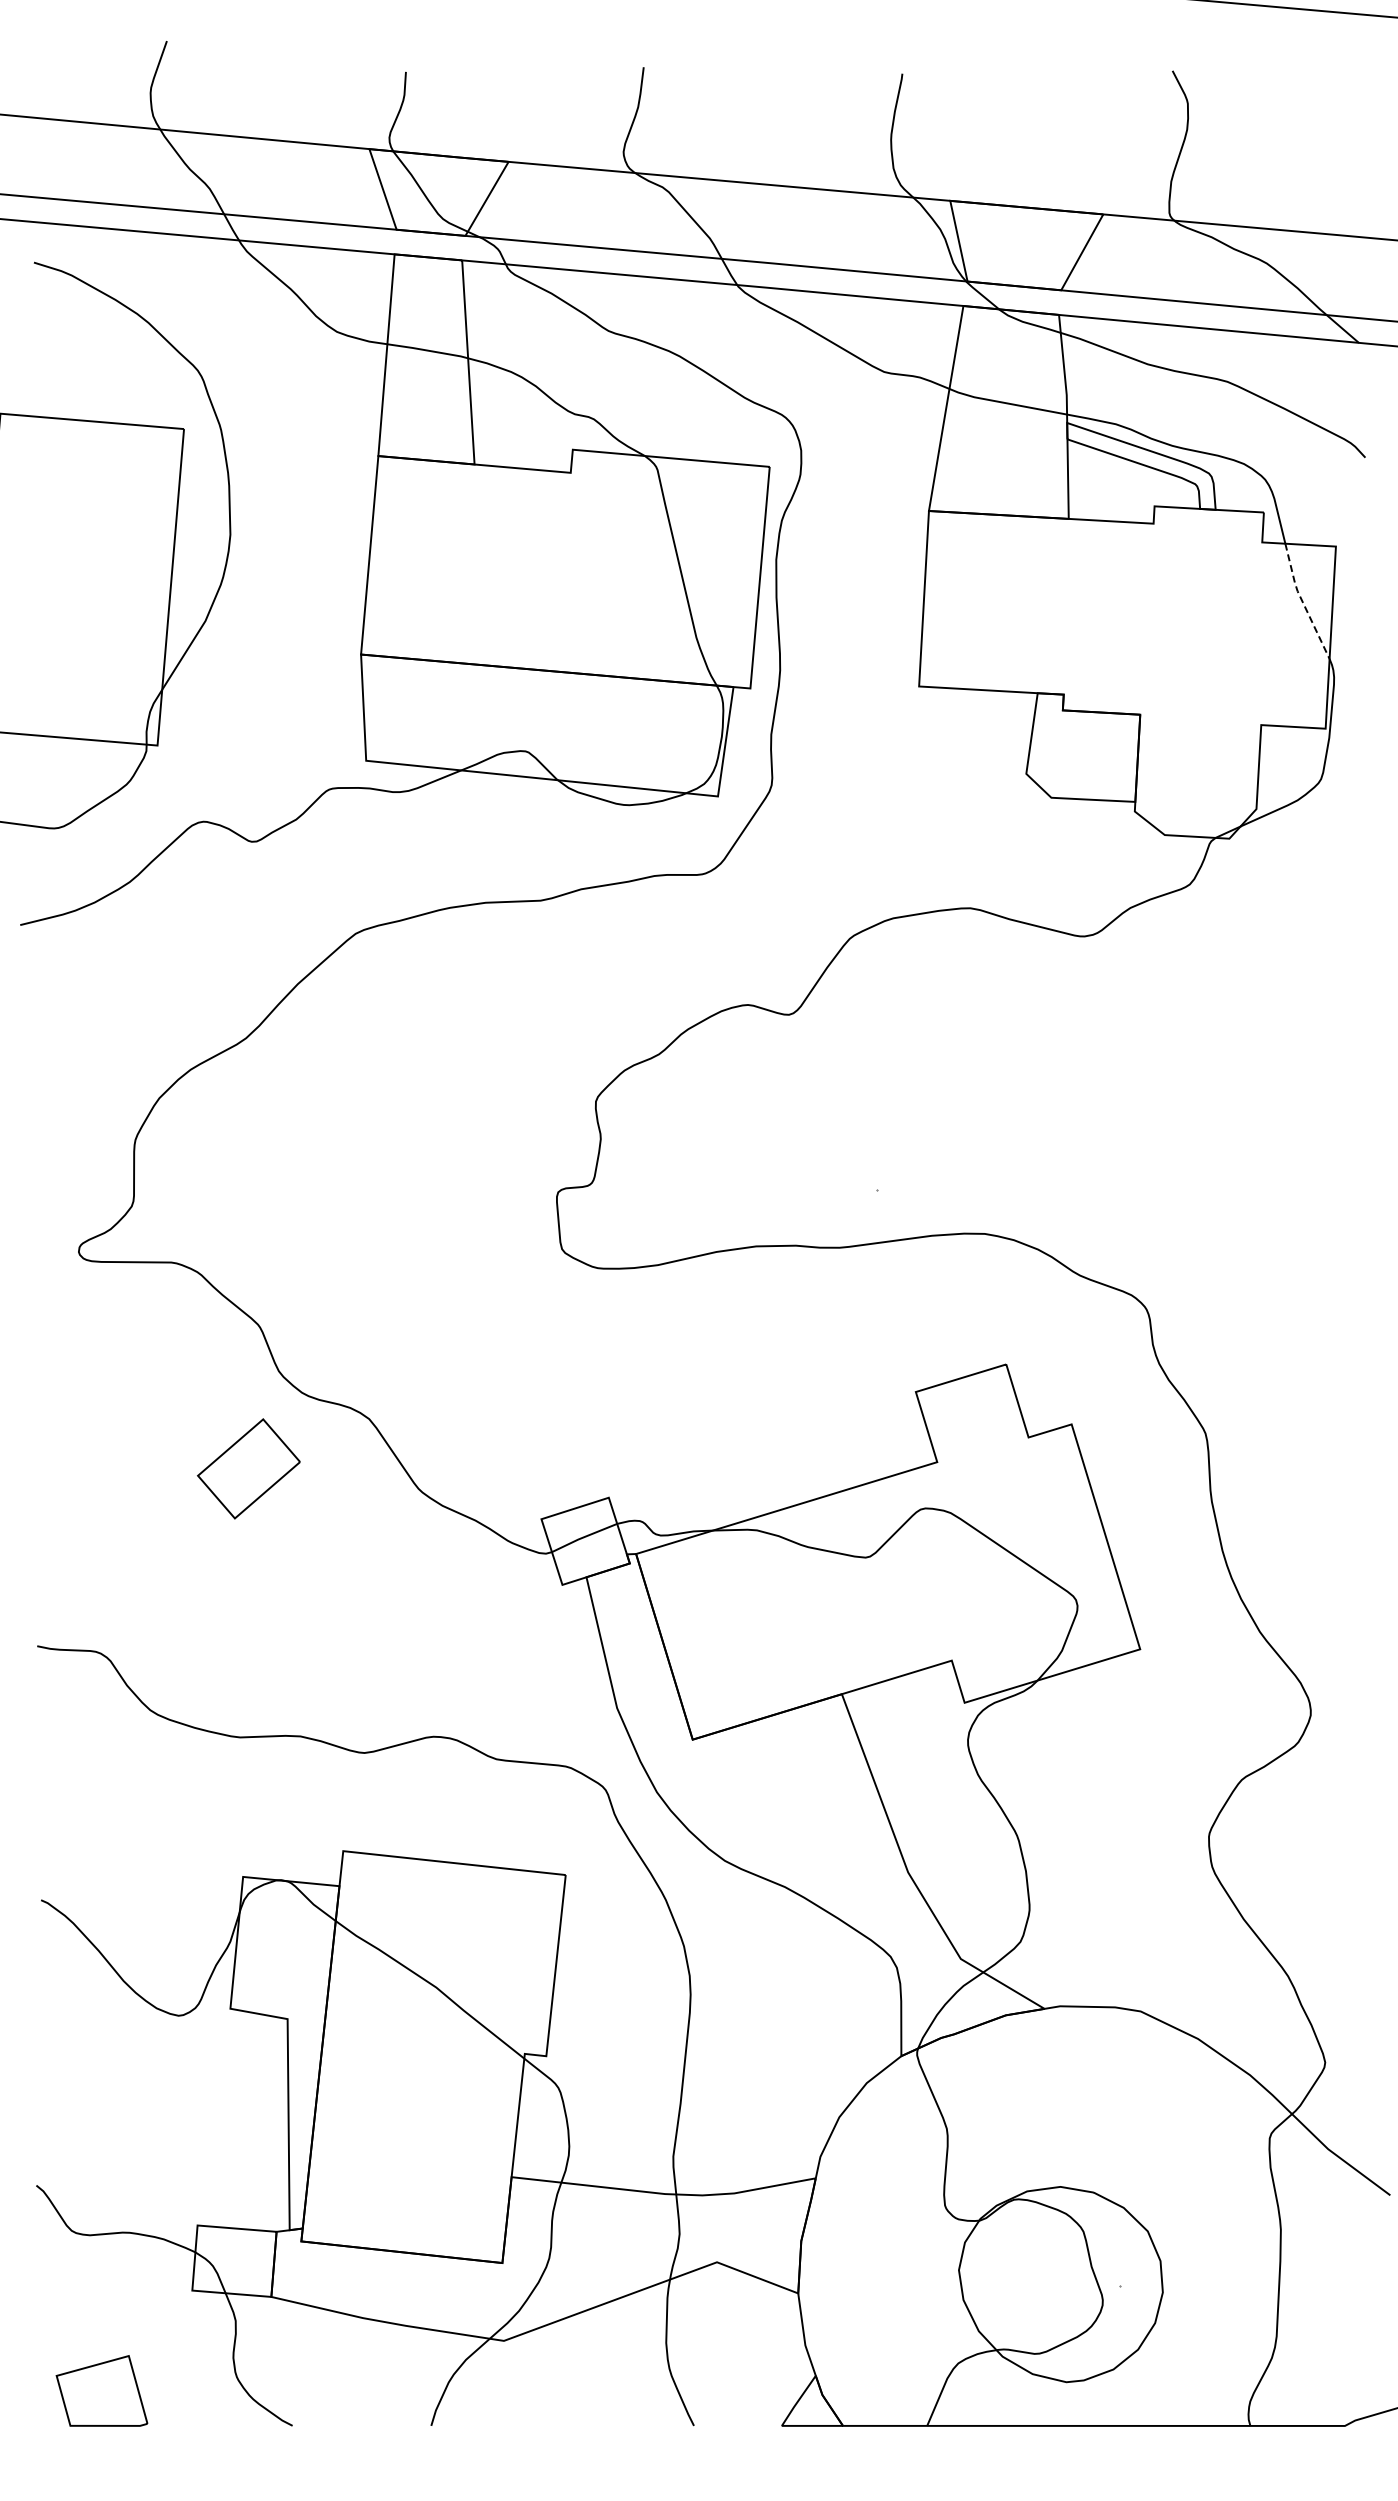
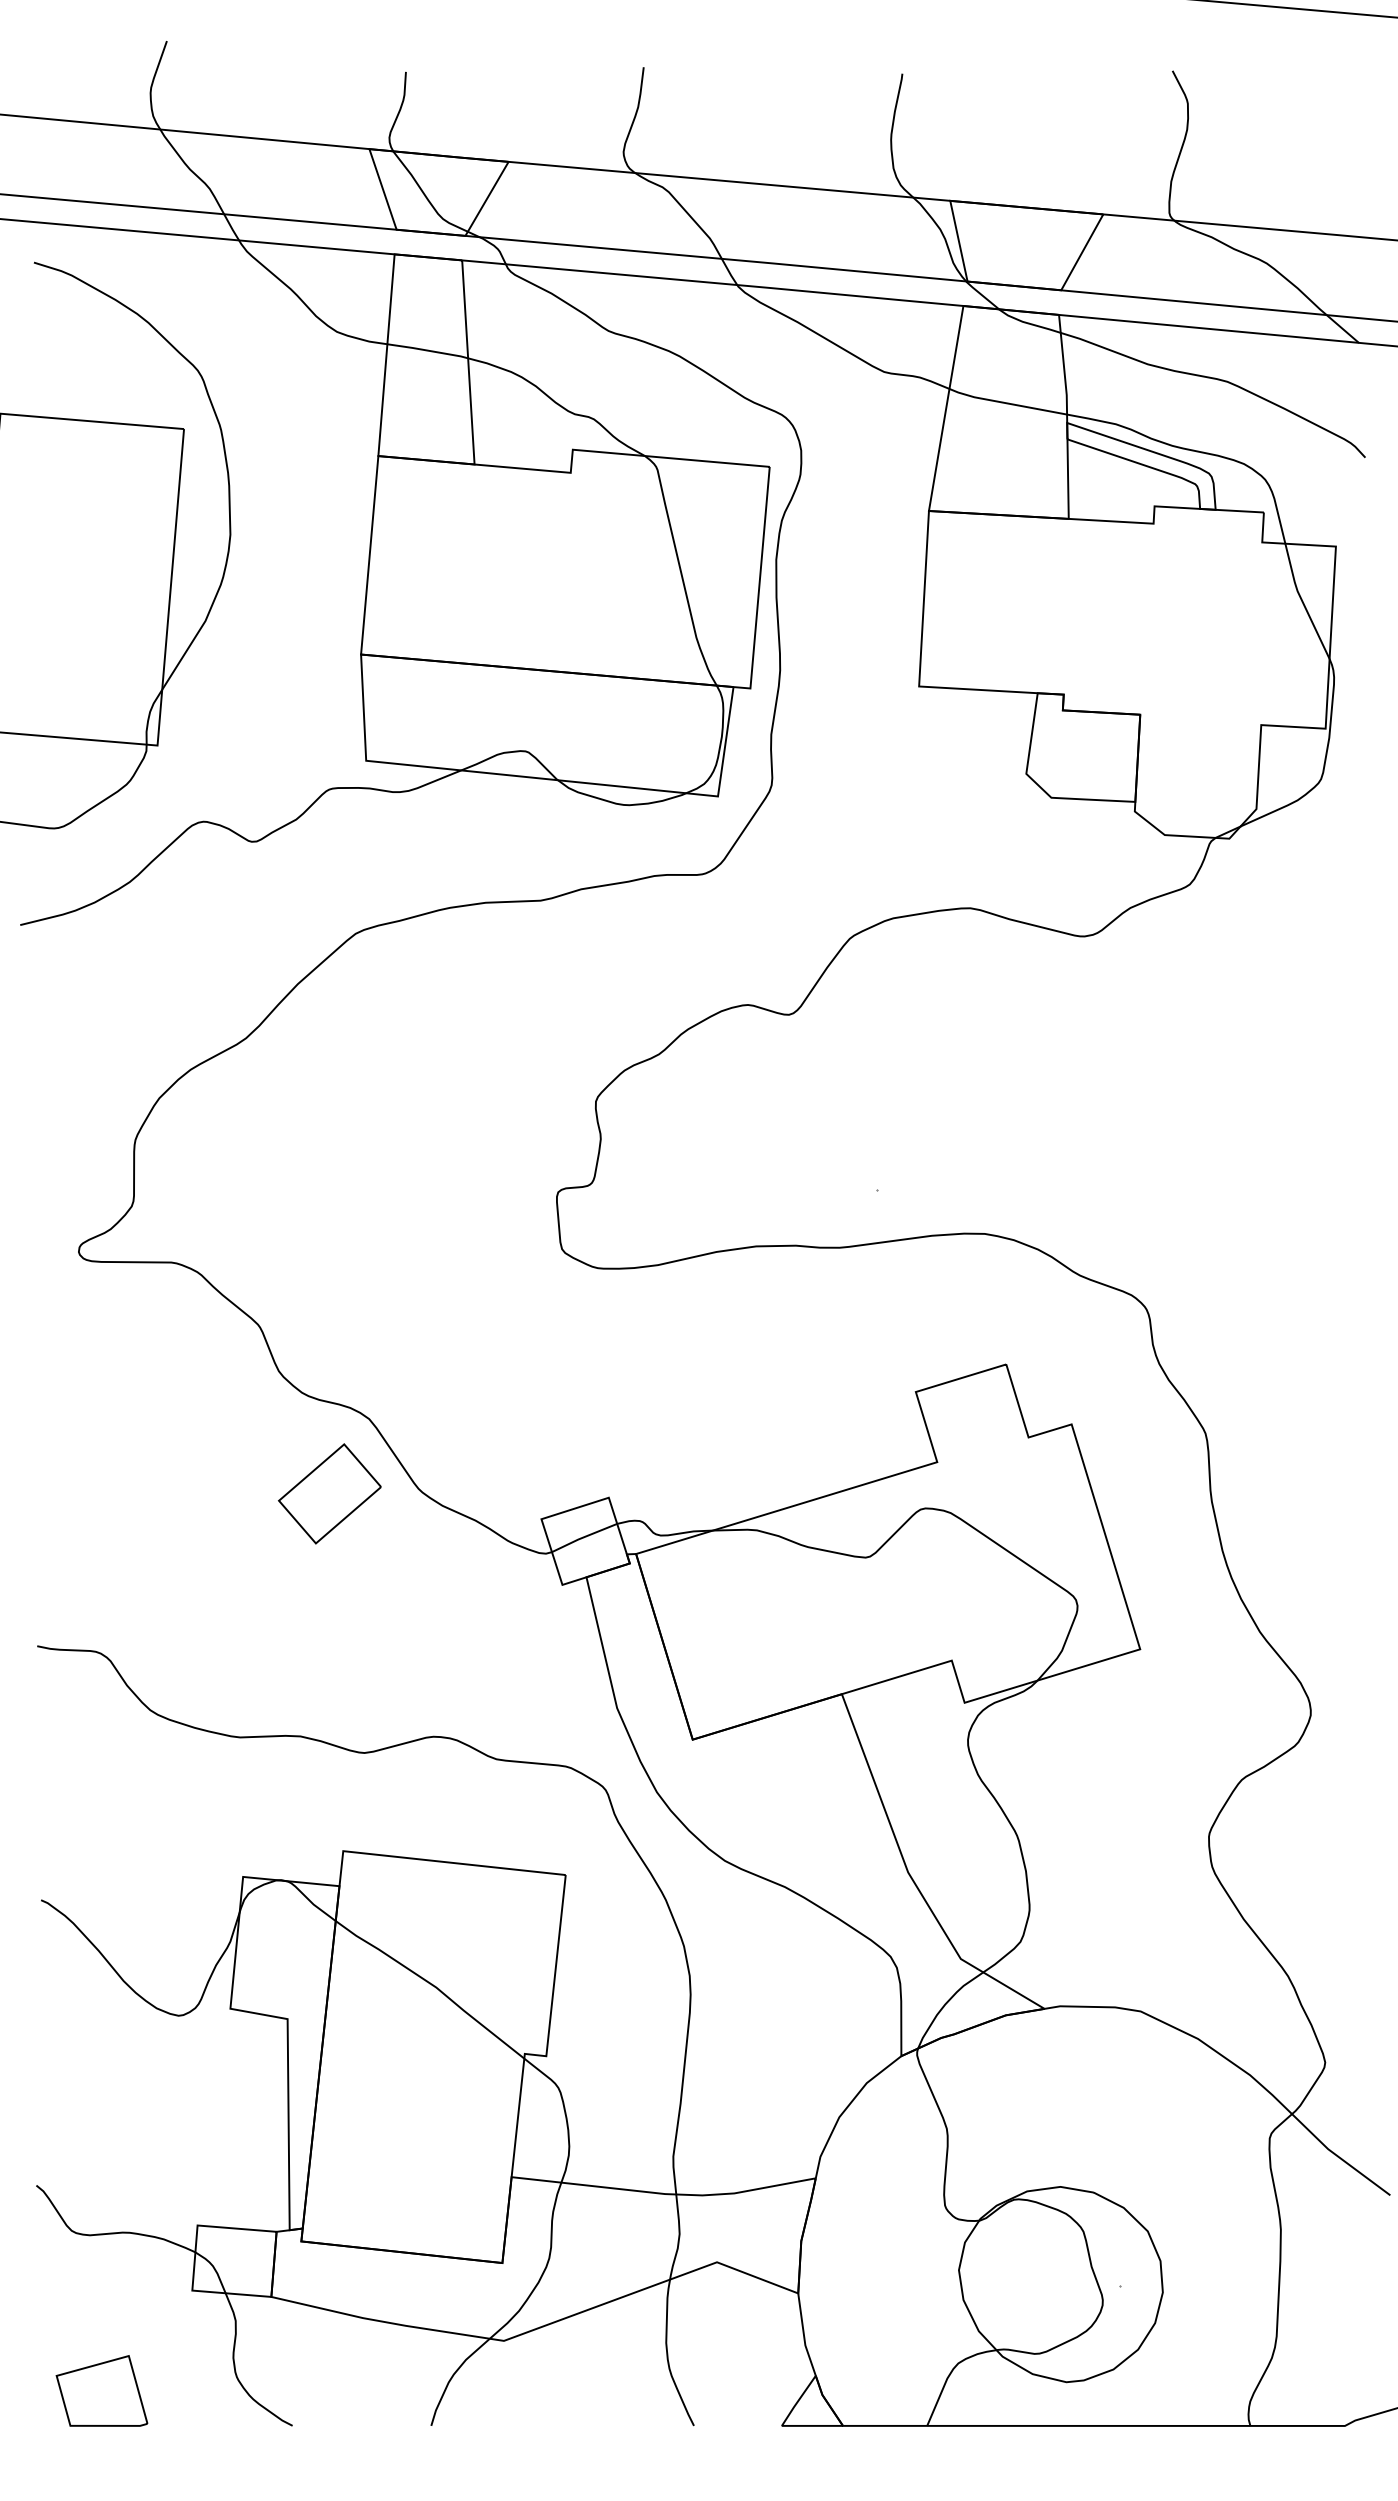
line: dashed -> solid (1302, 602)
part position: (248, 1468) -> (329, 1493) (329, 1493)
